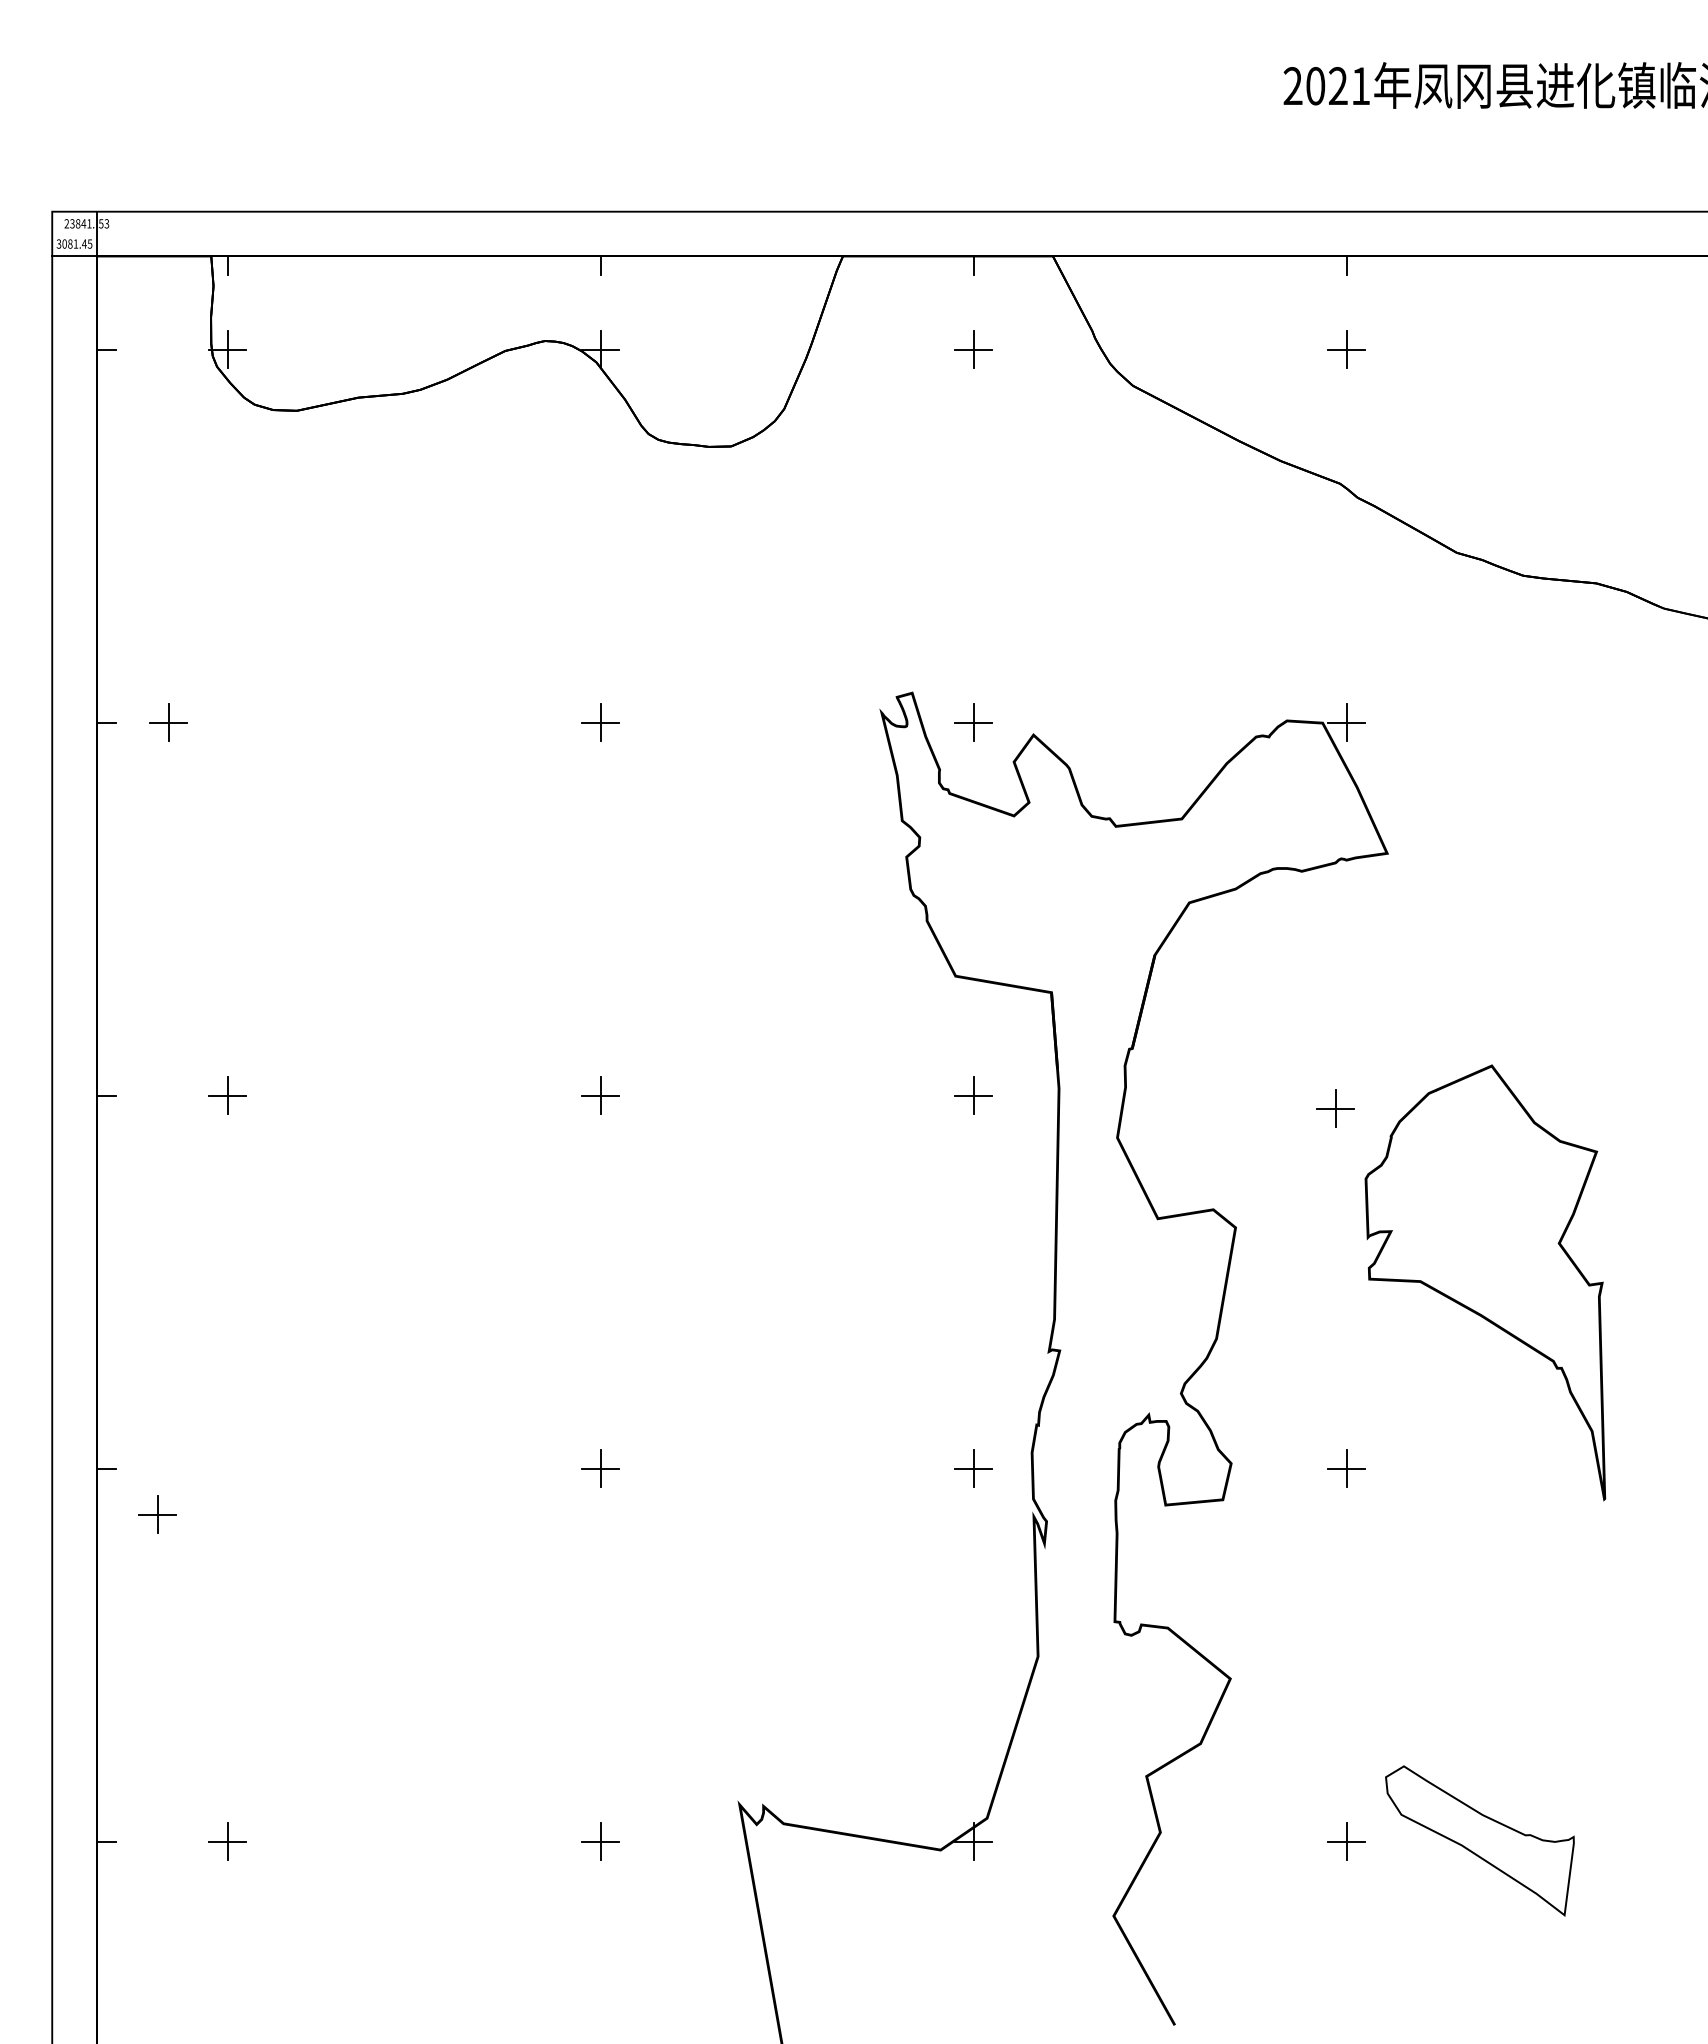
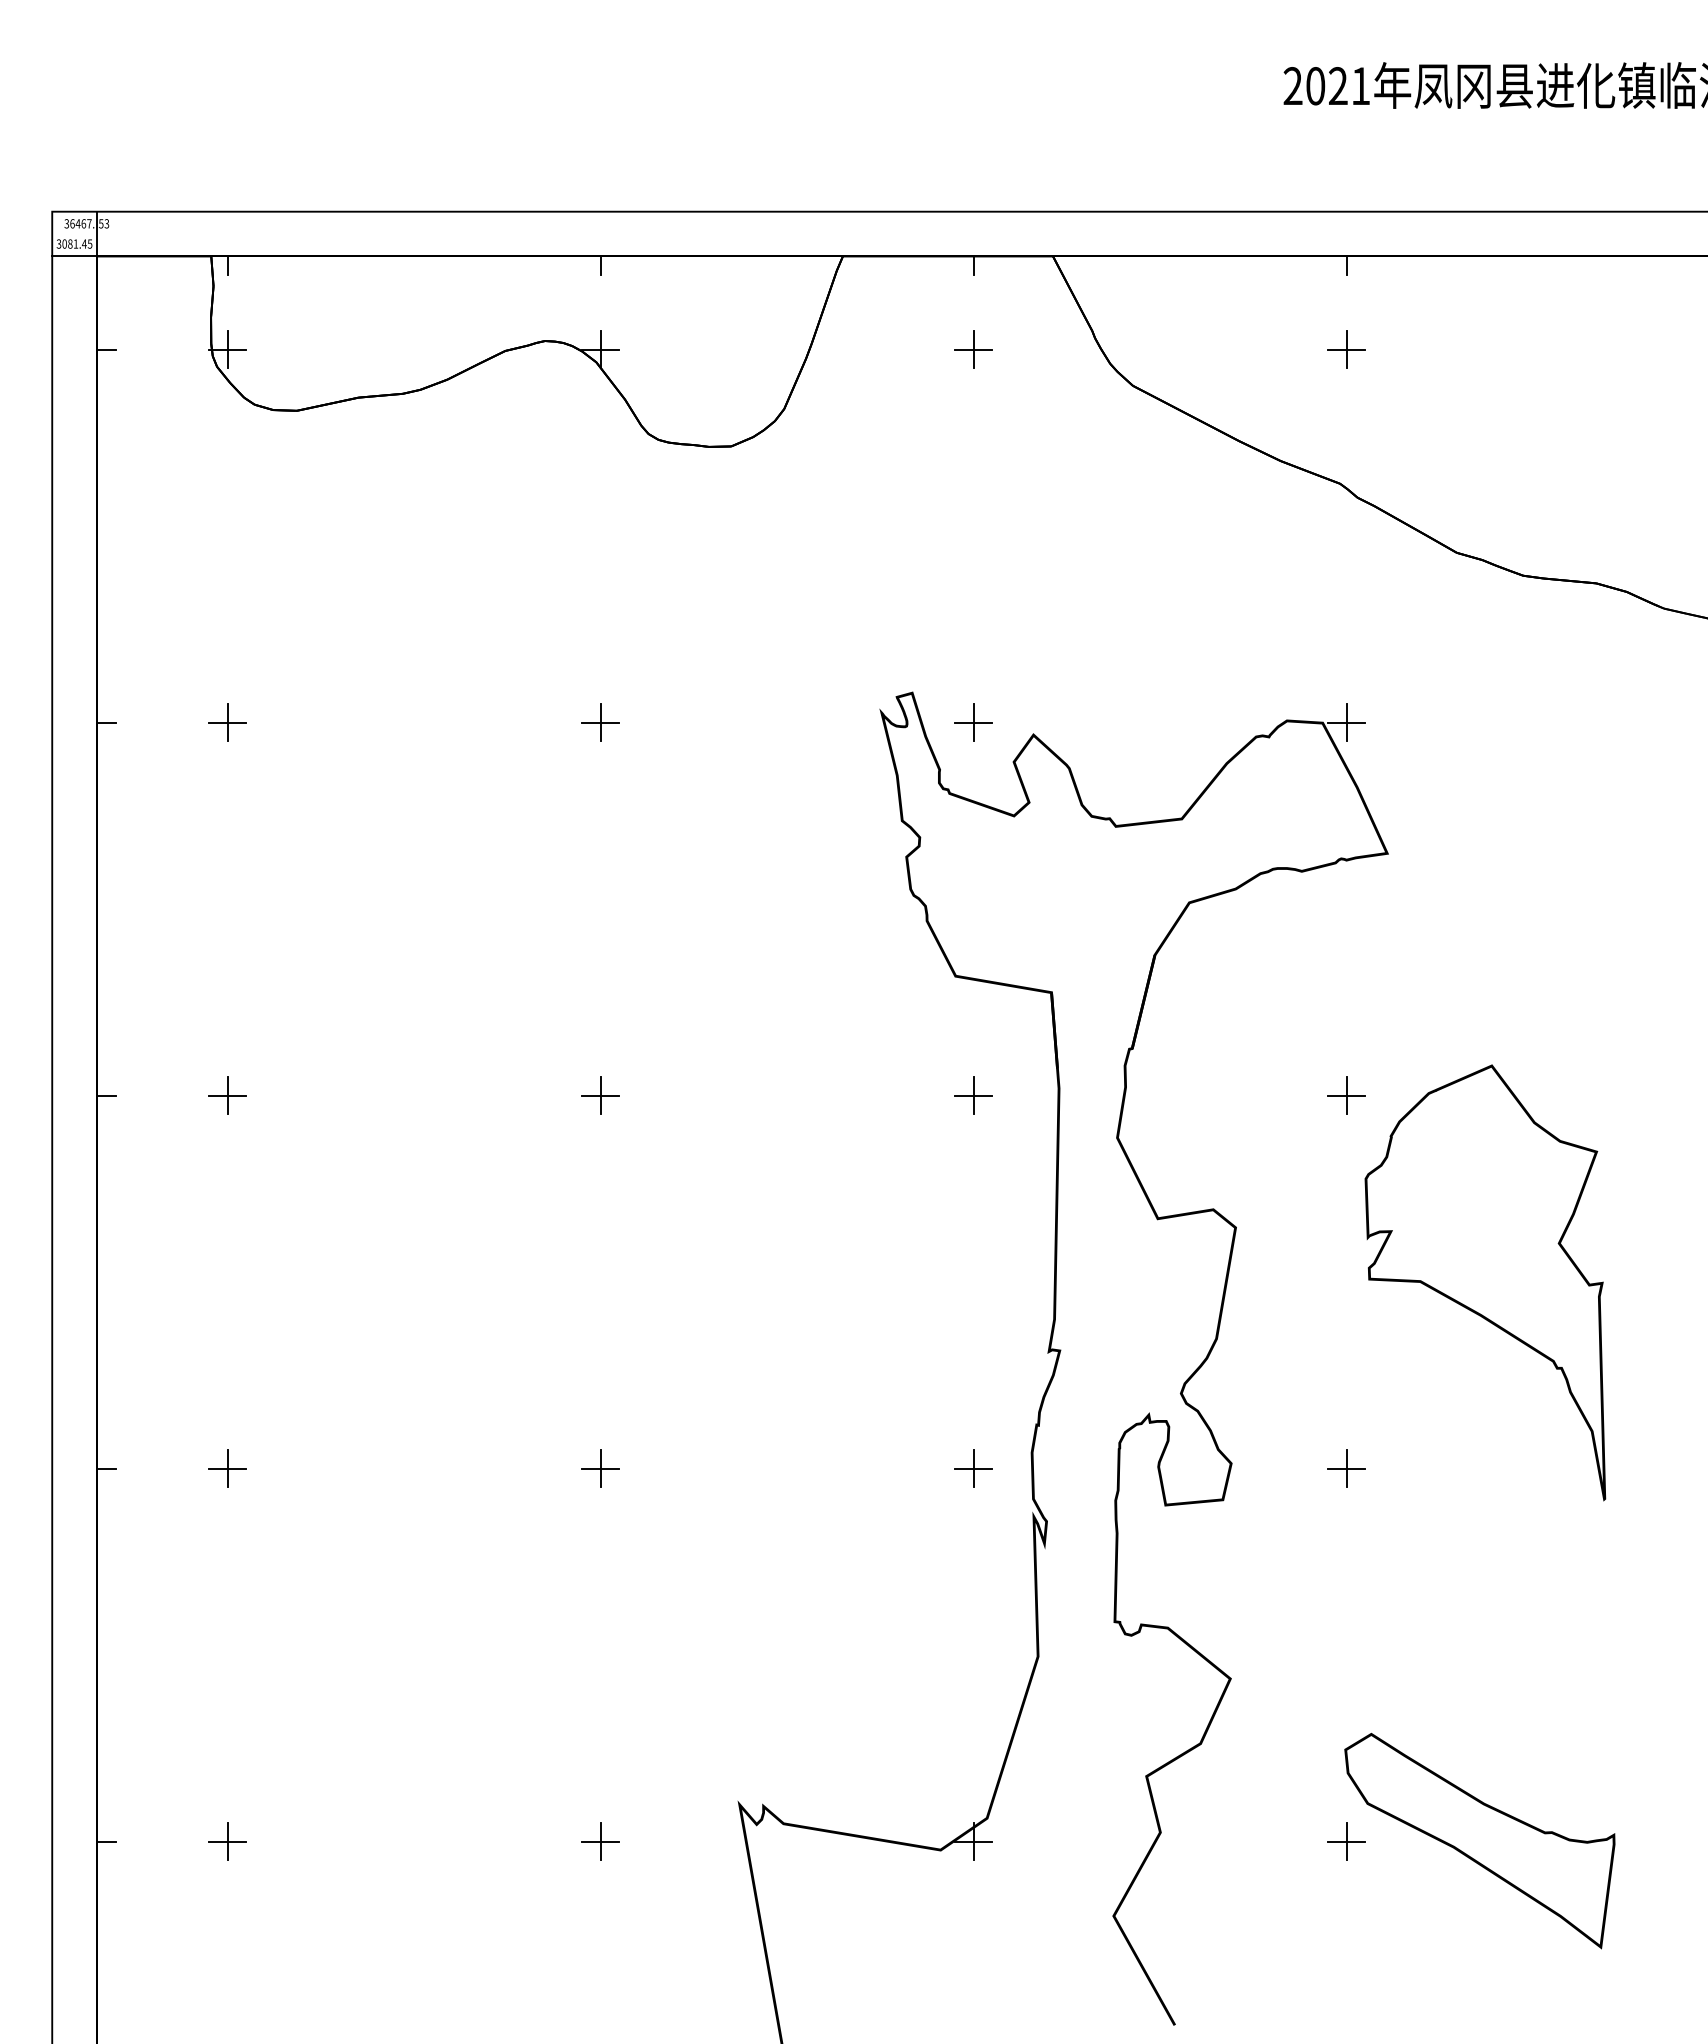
text: 23841. -> 36467. (77, 223)
part position: (168, 722) -> (227, 722) (227, 722)
part position: (1335, 1108) -> (1346, 1095) (1346, 1095)
part position: (157, 1514) -> (227, 1468) (227, 1468)
part size: 190x152 px -> 272x218 px (1479, 1840)
